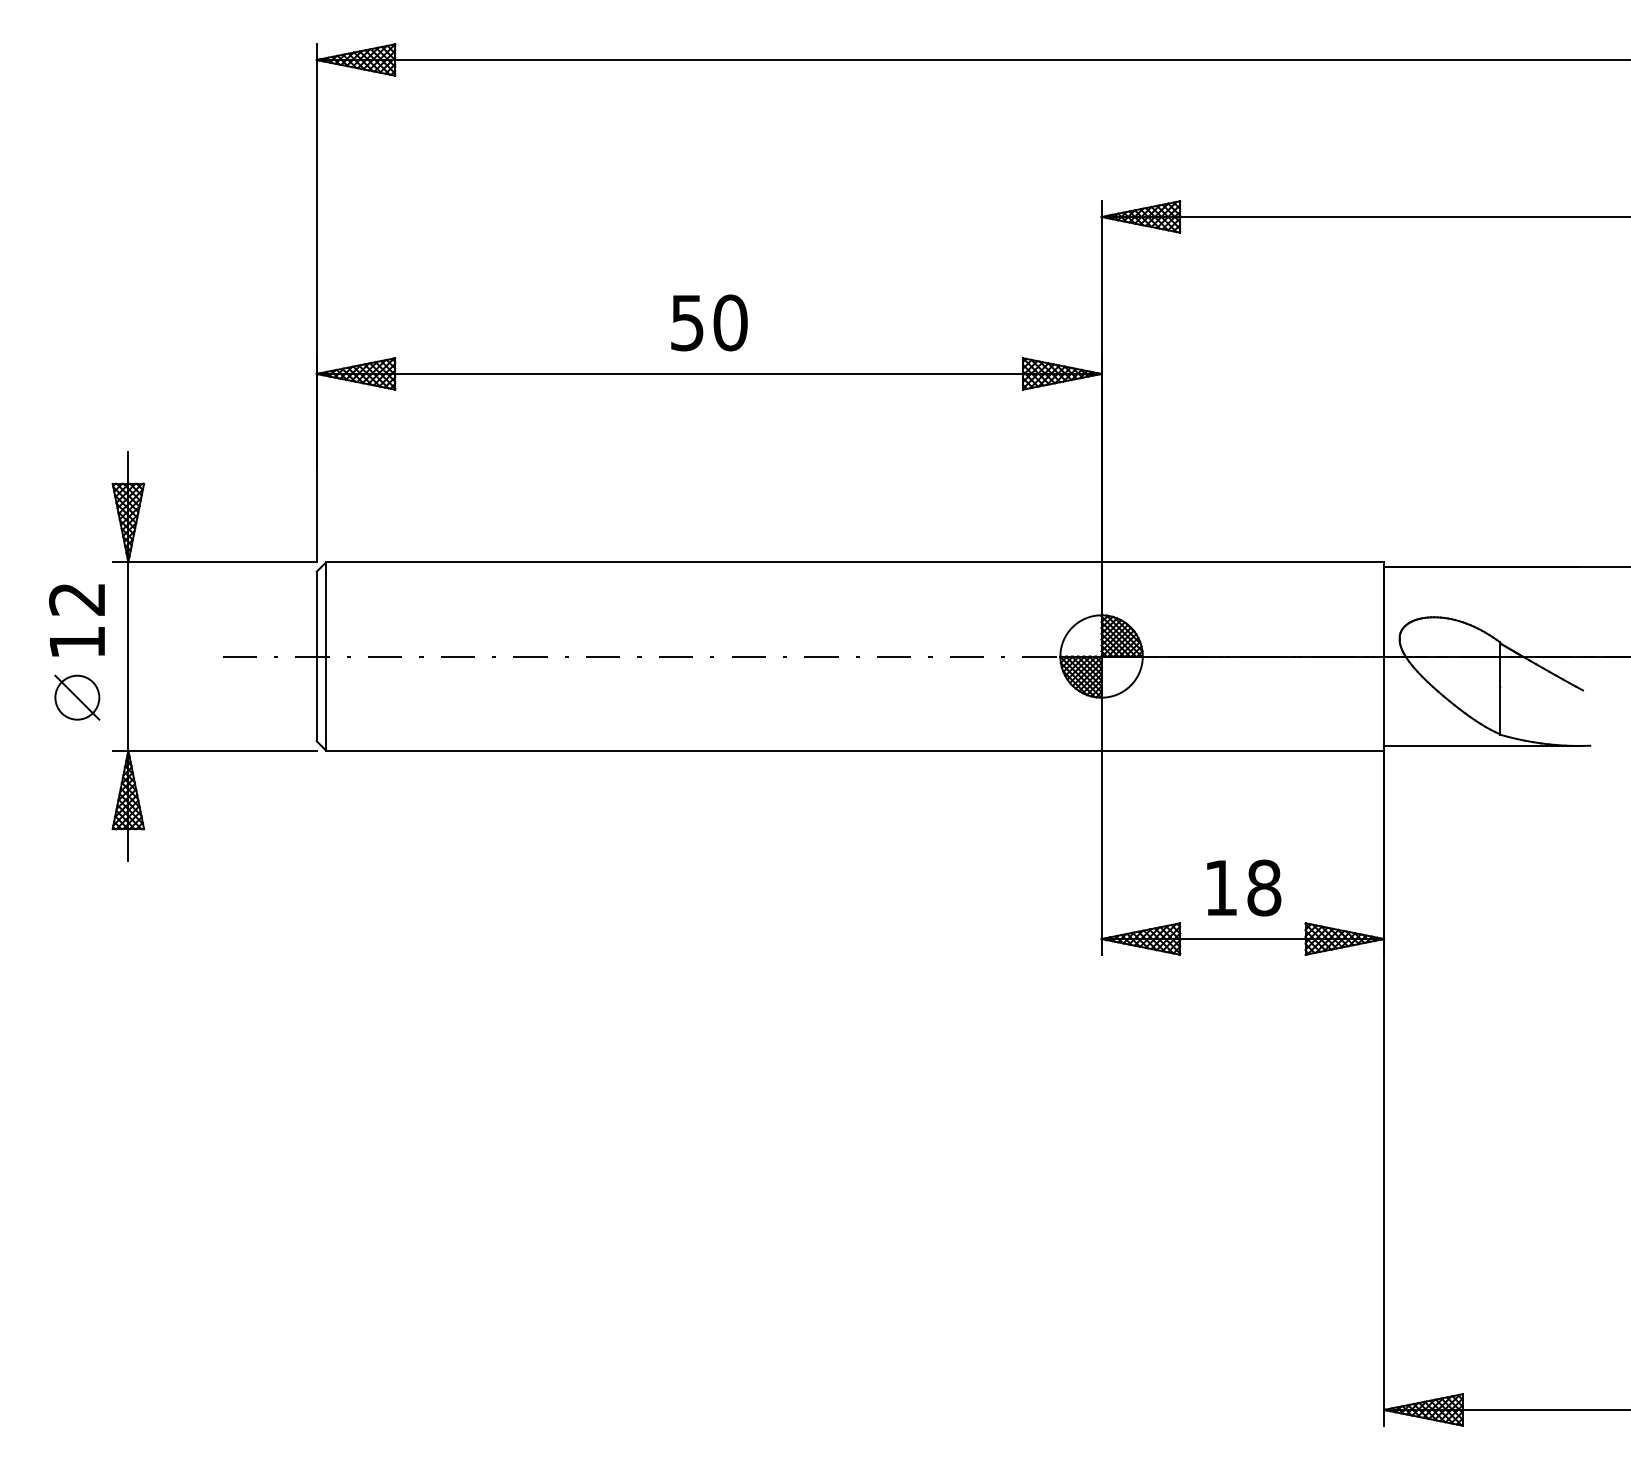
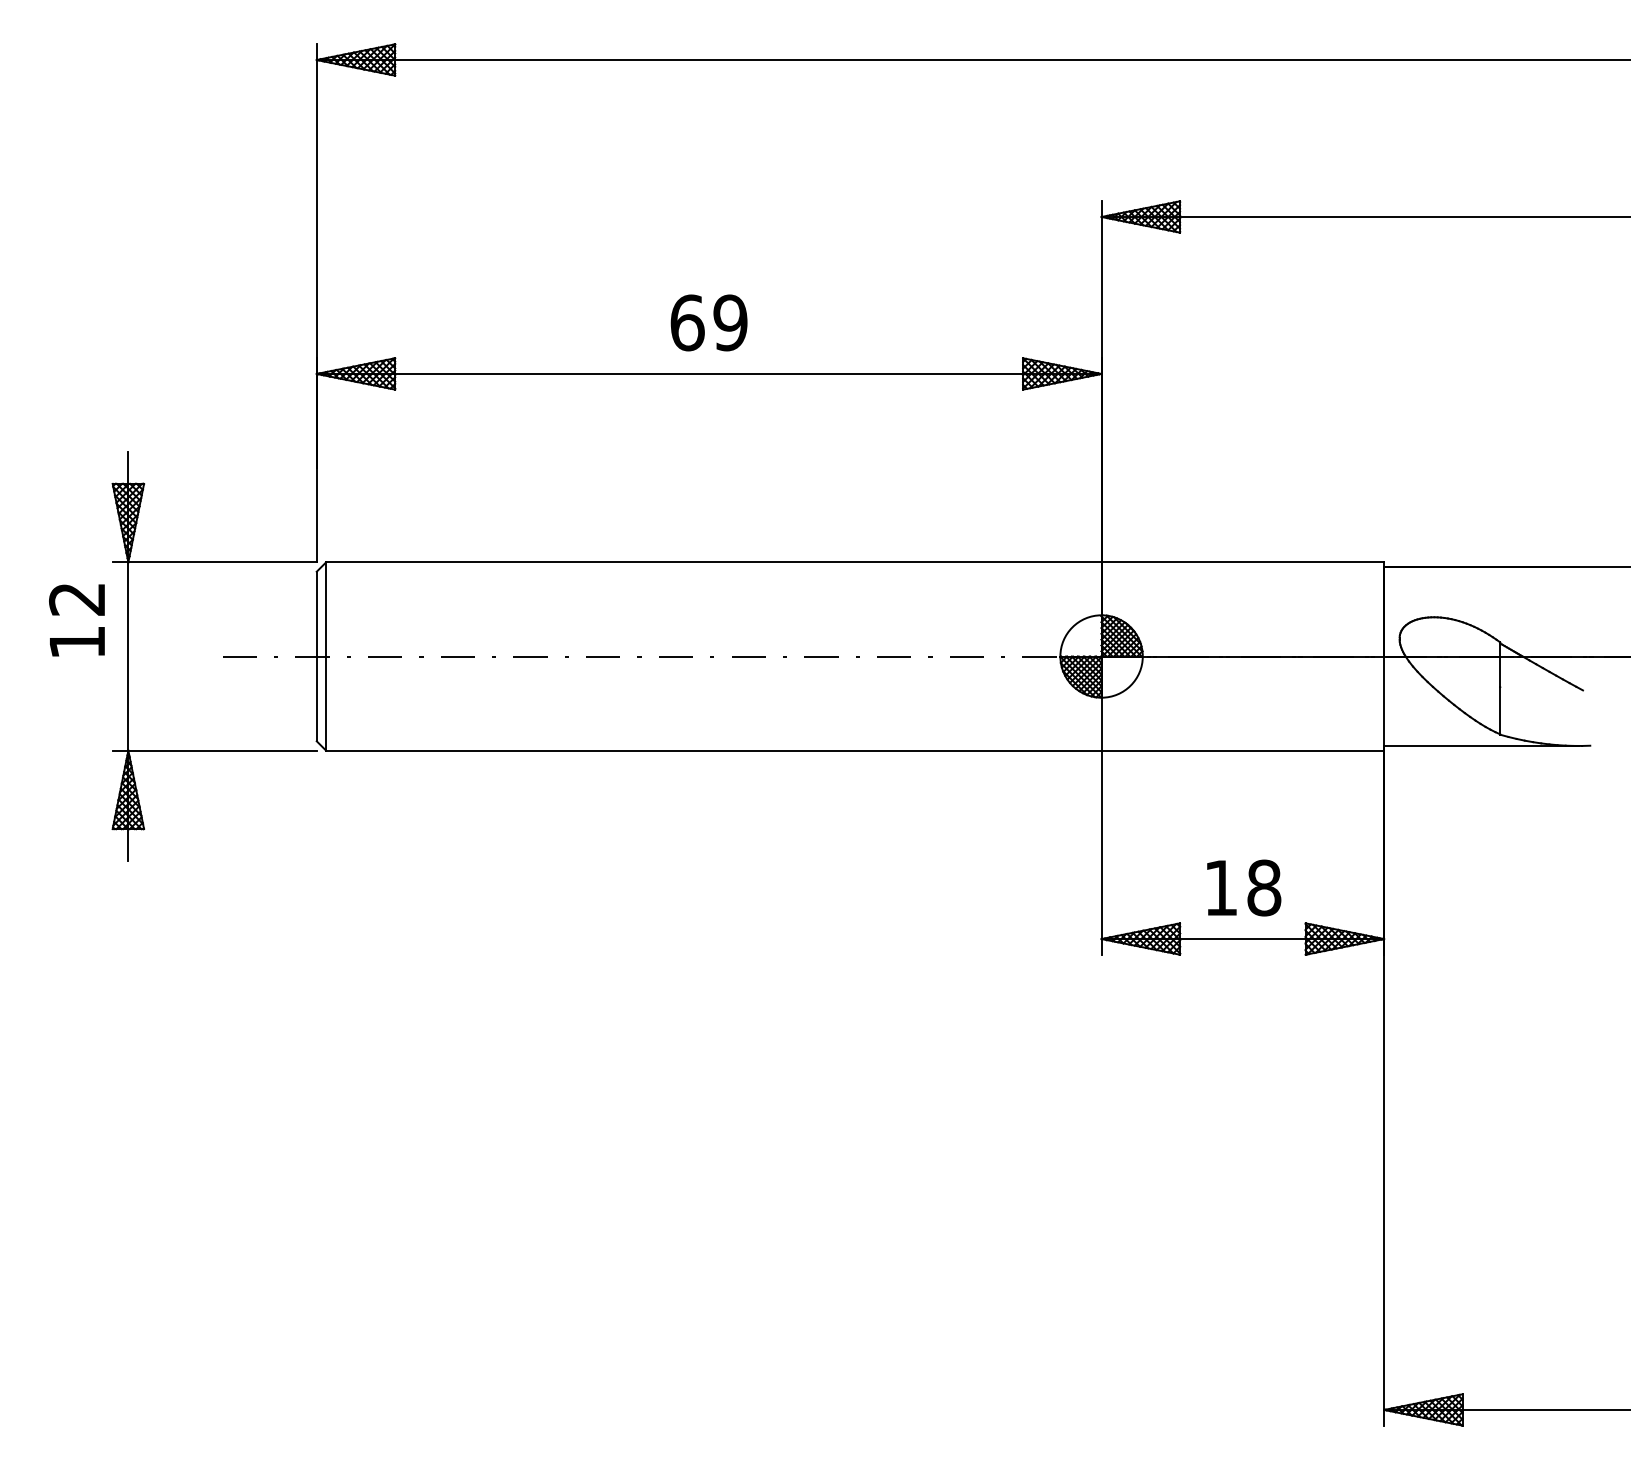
text: 50 -> 69 (708, 322)
part: present -> none (77, 697)
